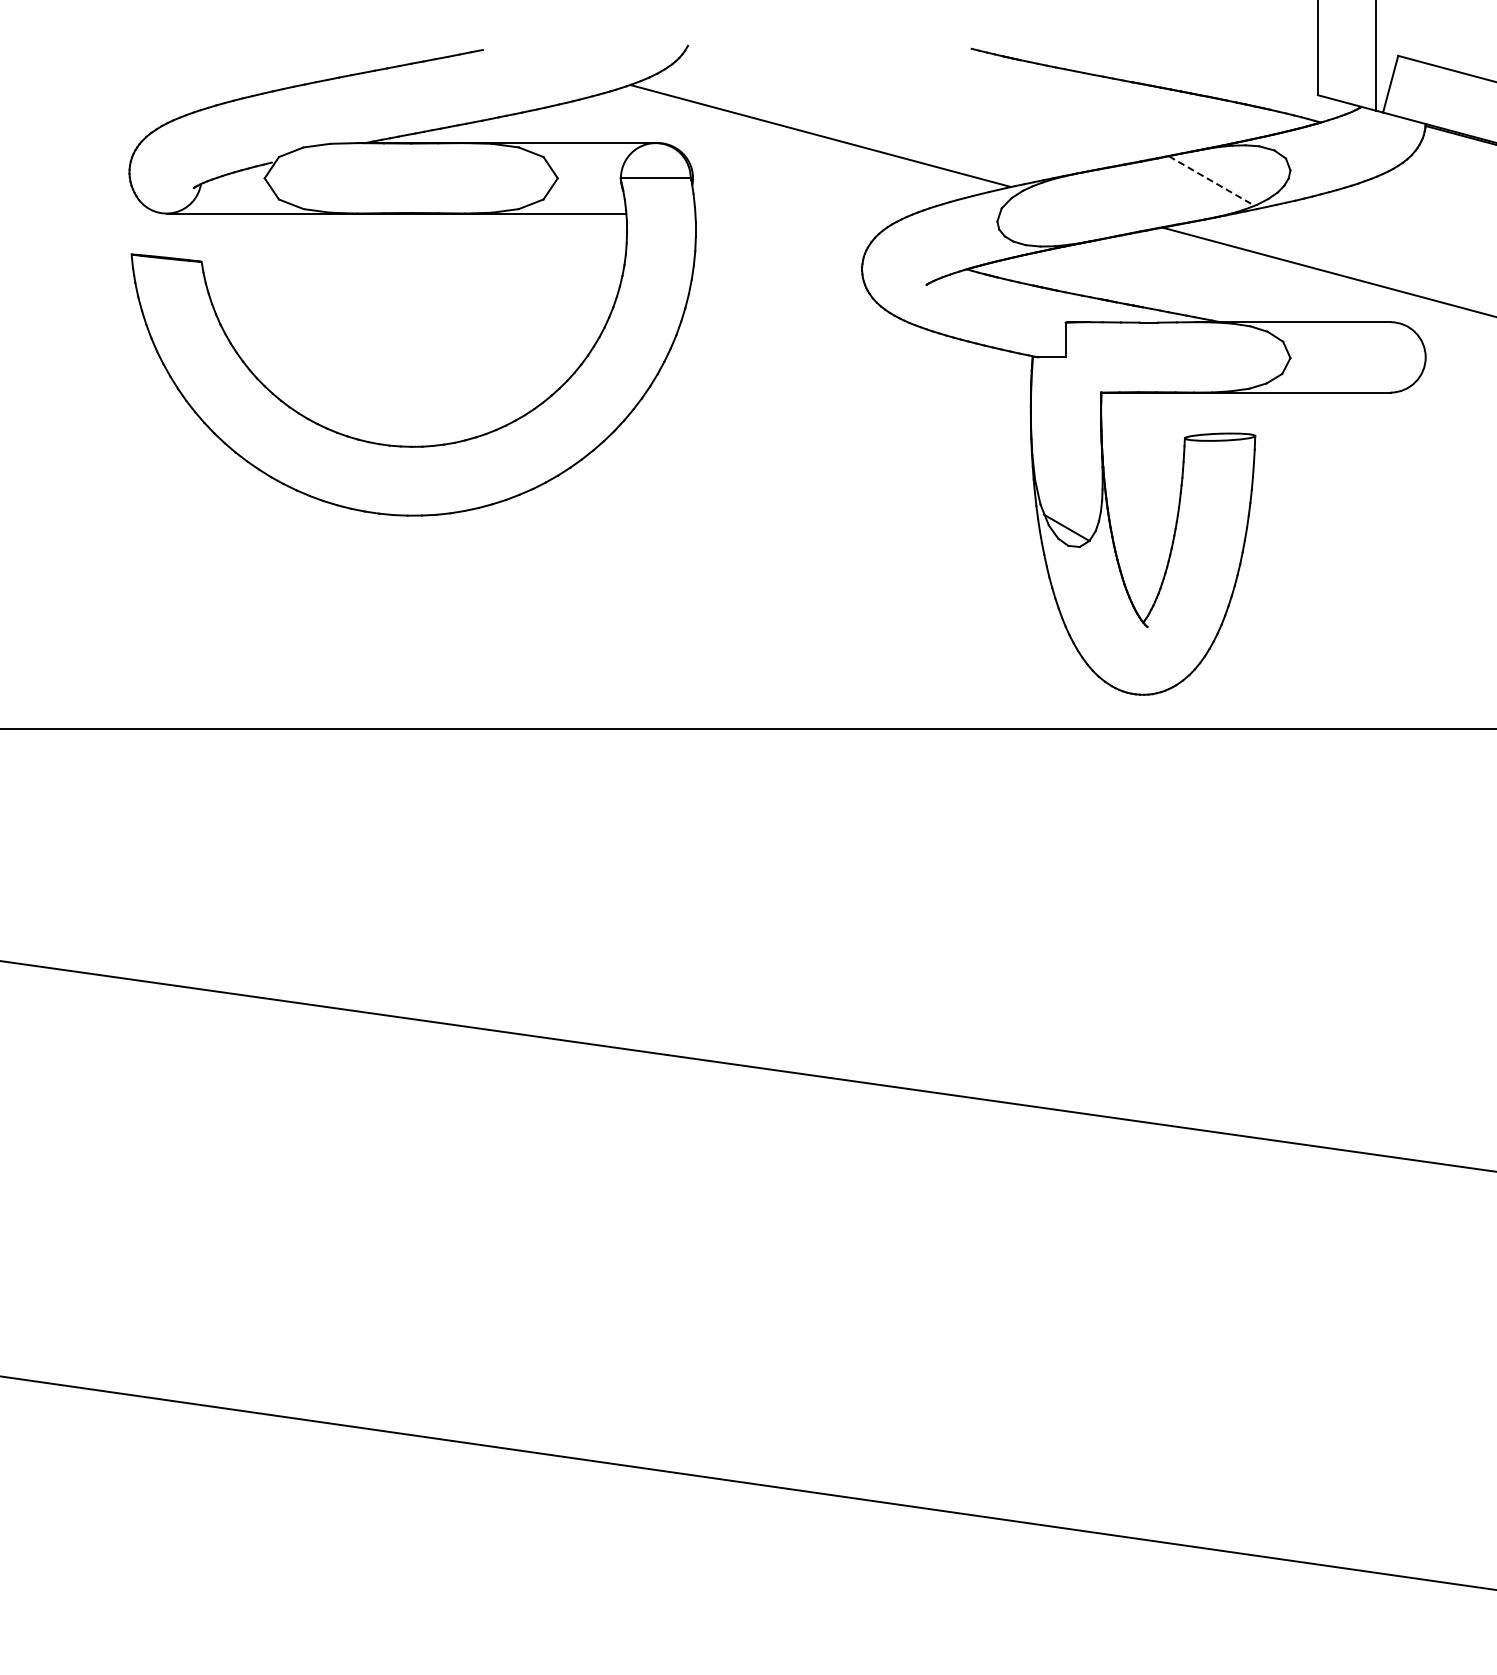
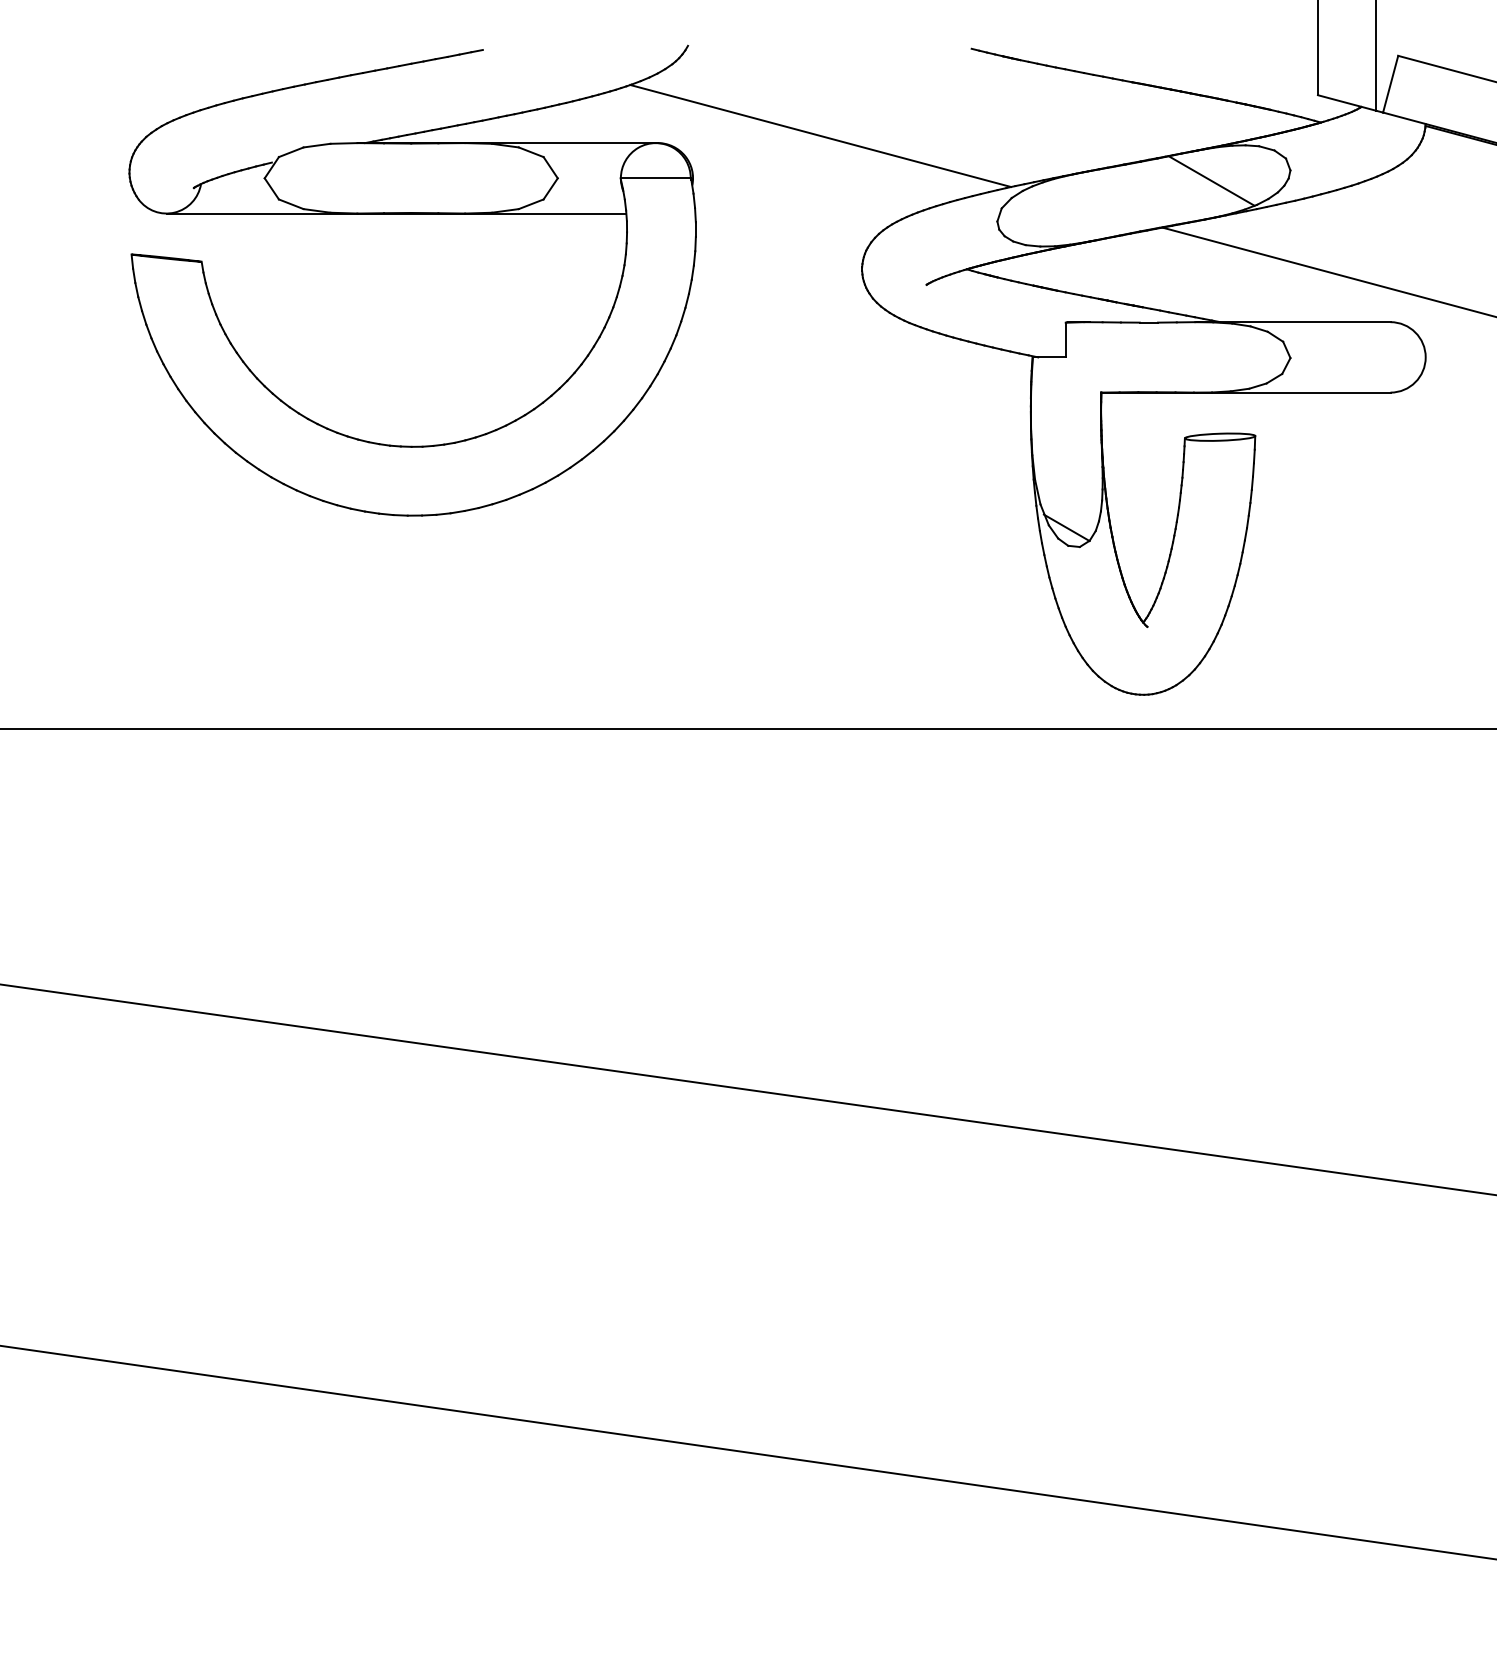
line: dashed -> solid (1211, 181)
line position: (747, 1066) -> (747, 1089) (747, 1089)
line position: (747, 1482) -> (747, 1452) (747, 1452)
